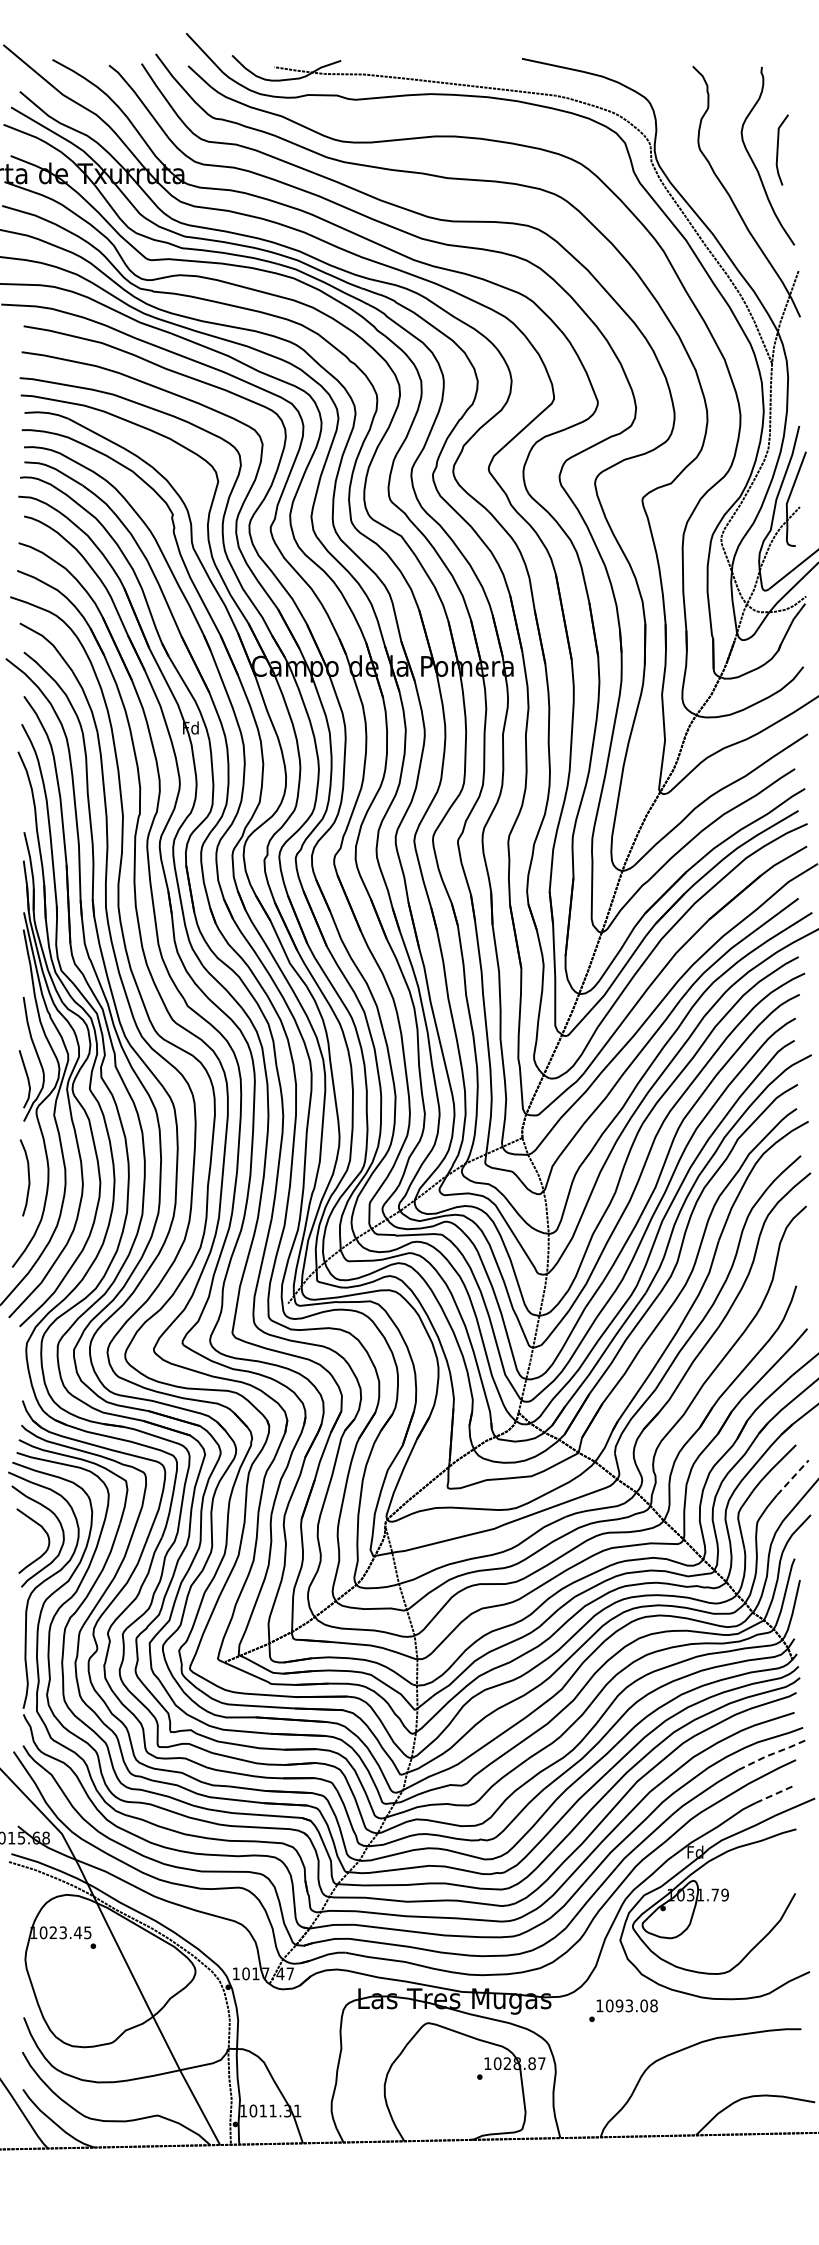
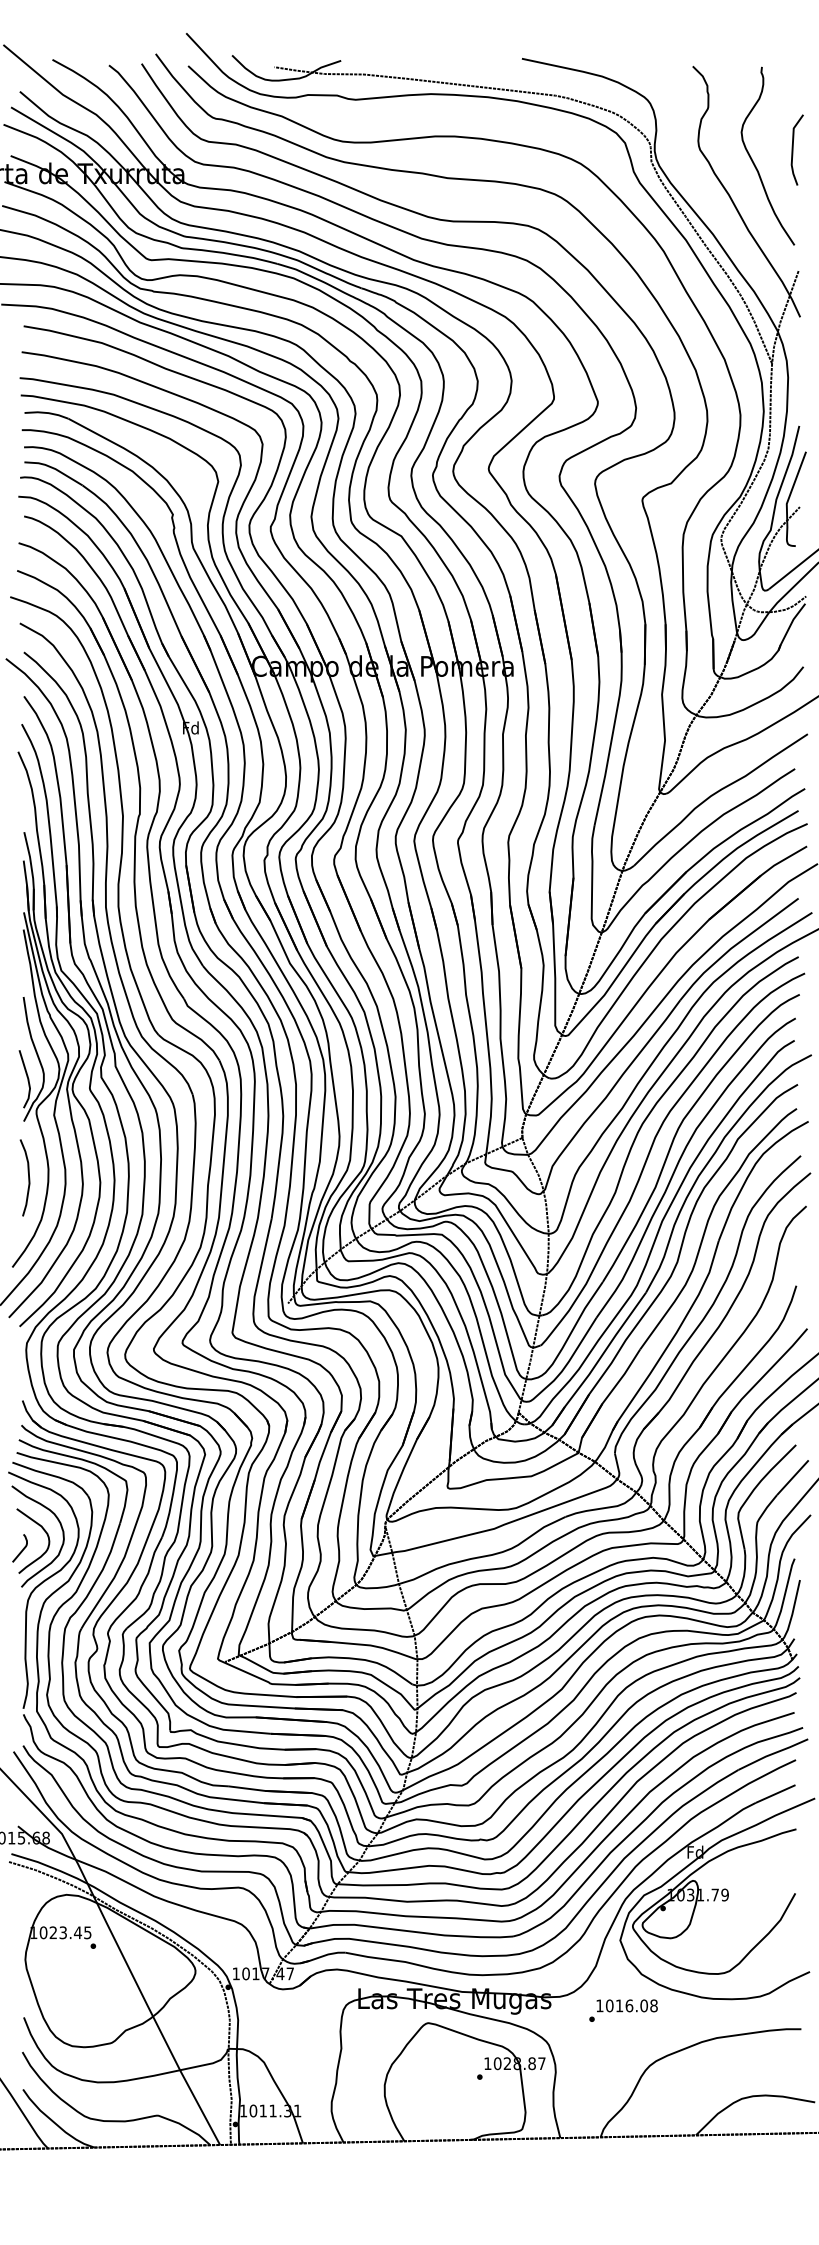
line position: (778, 149) -> (793, 149) (793, 149)
line: dashed -> solid (792, 1477)
curve: none -> present (21, 1550)
line: dashed -> solid (773, 1753)
line: dashed -> solid (775, 1794)
text: 1093.08 -> 1016.08 (624, 2005)
